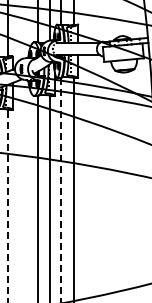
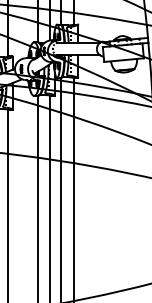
line: dashed -> solid (61, 190)
line: dashed -> solid (8, 205)
